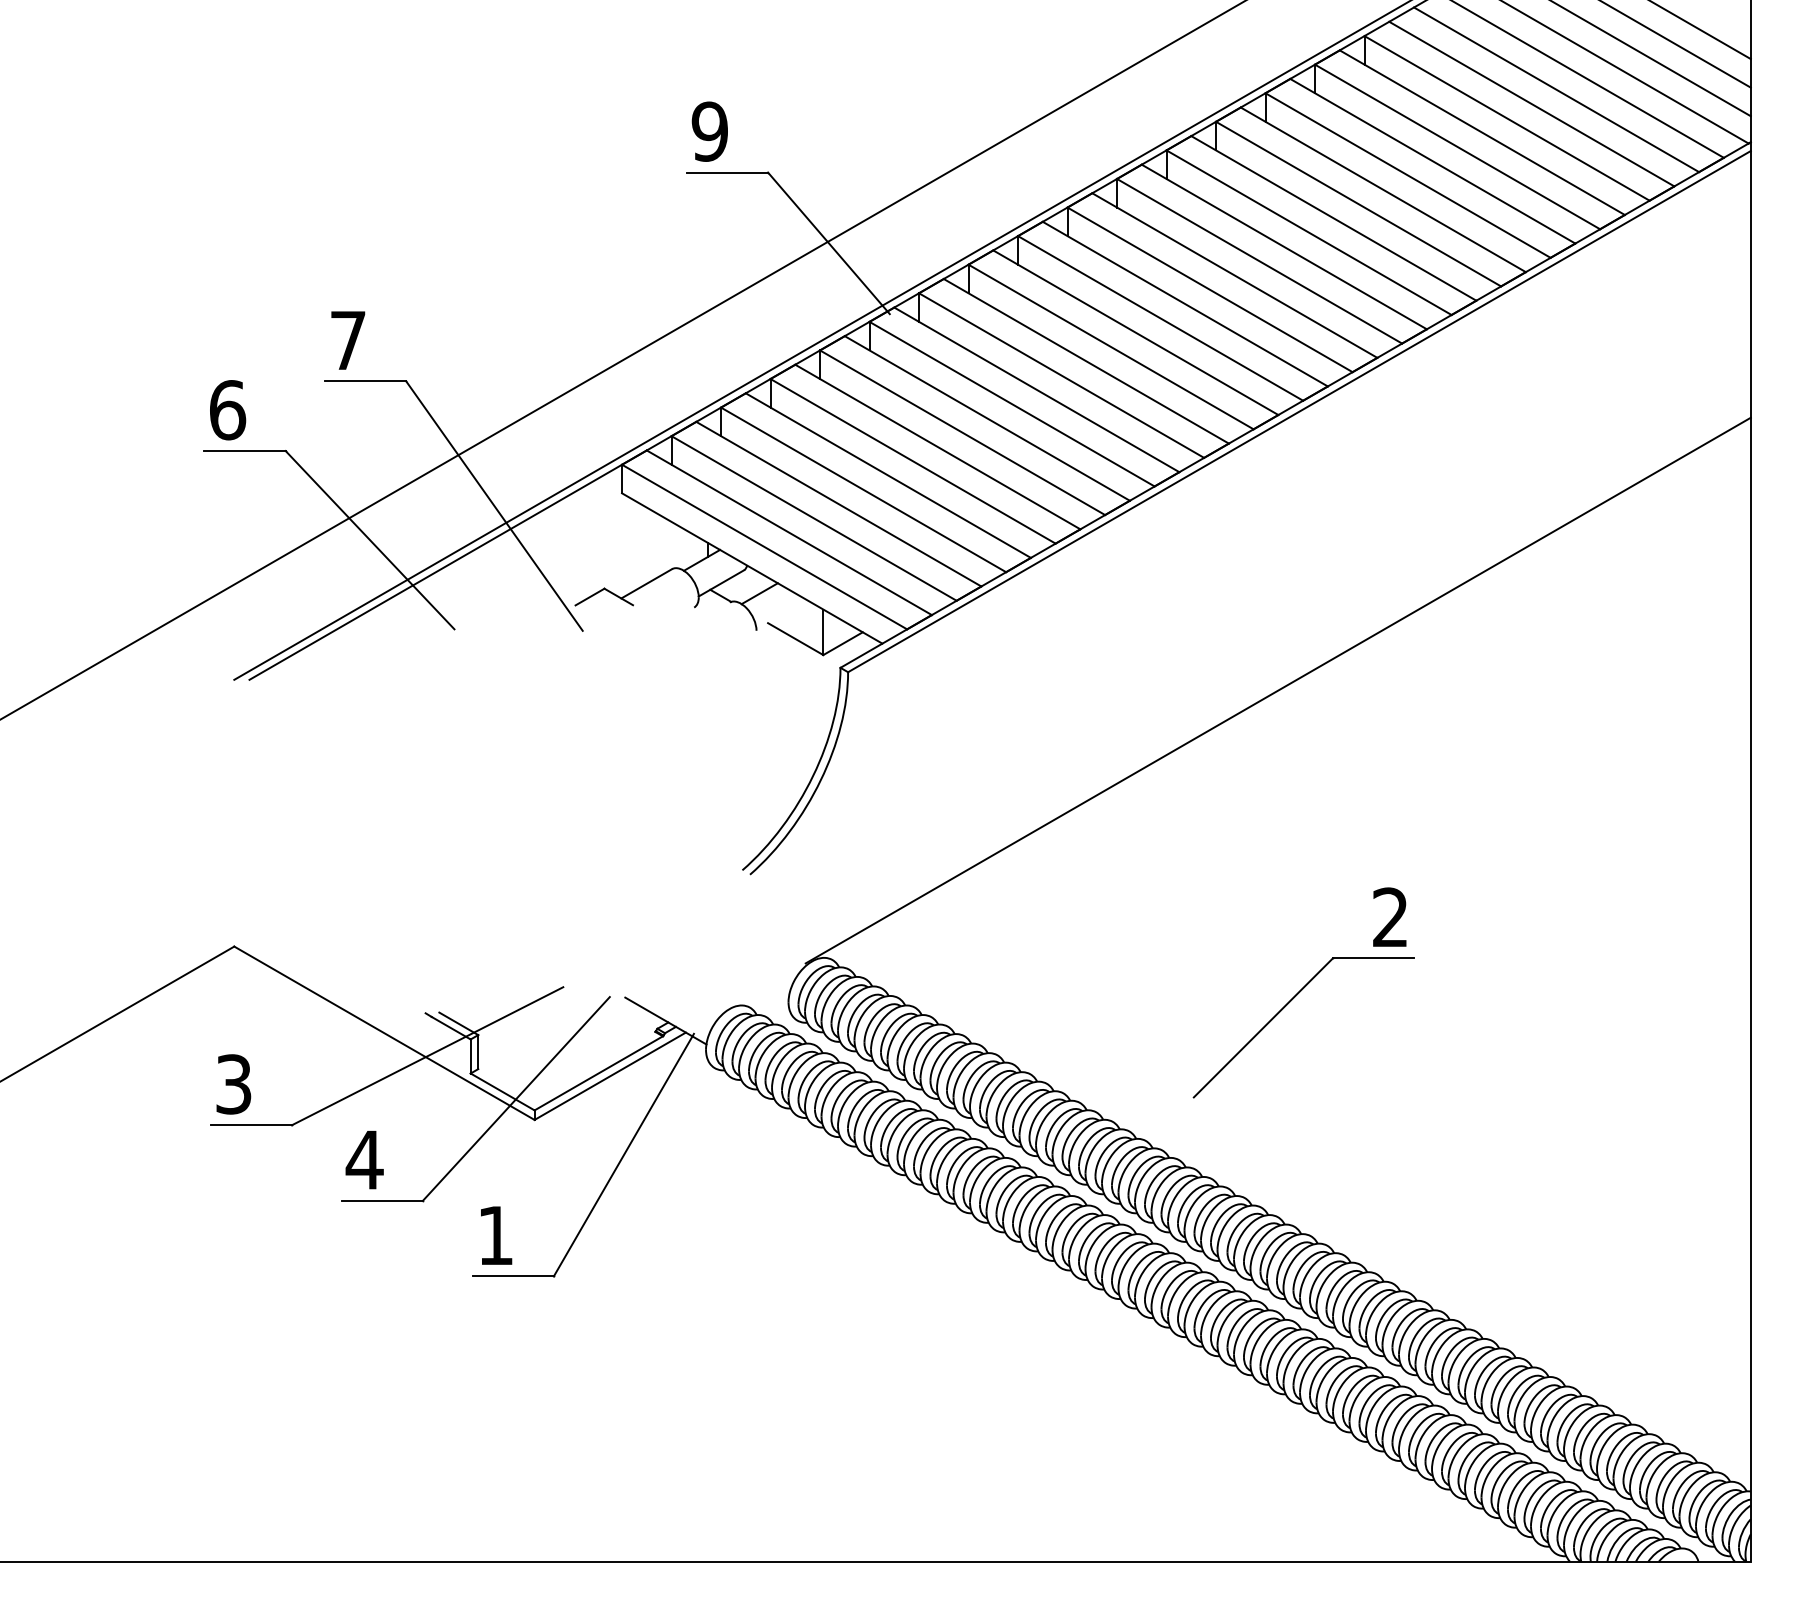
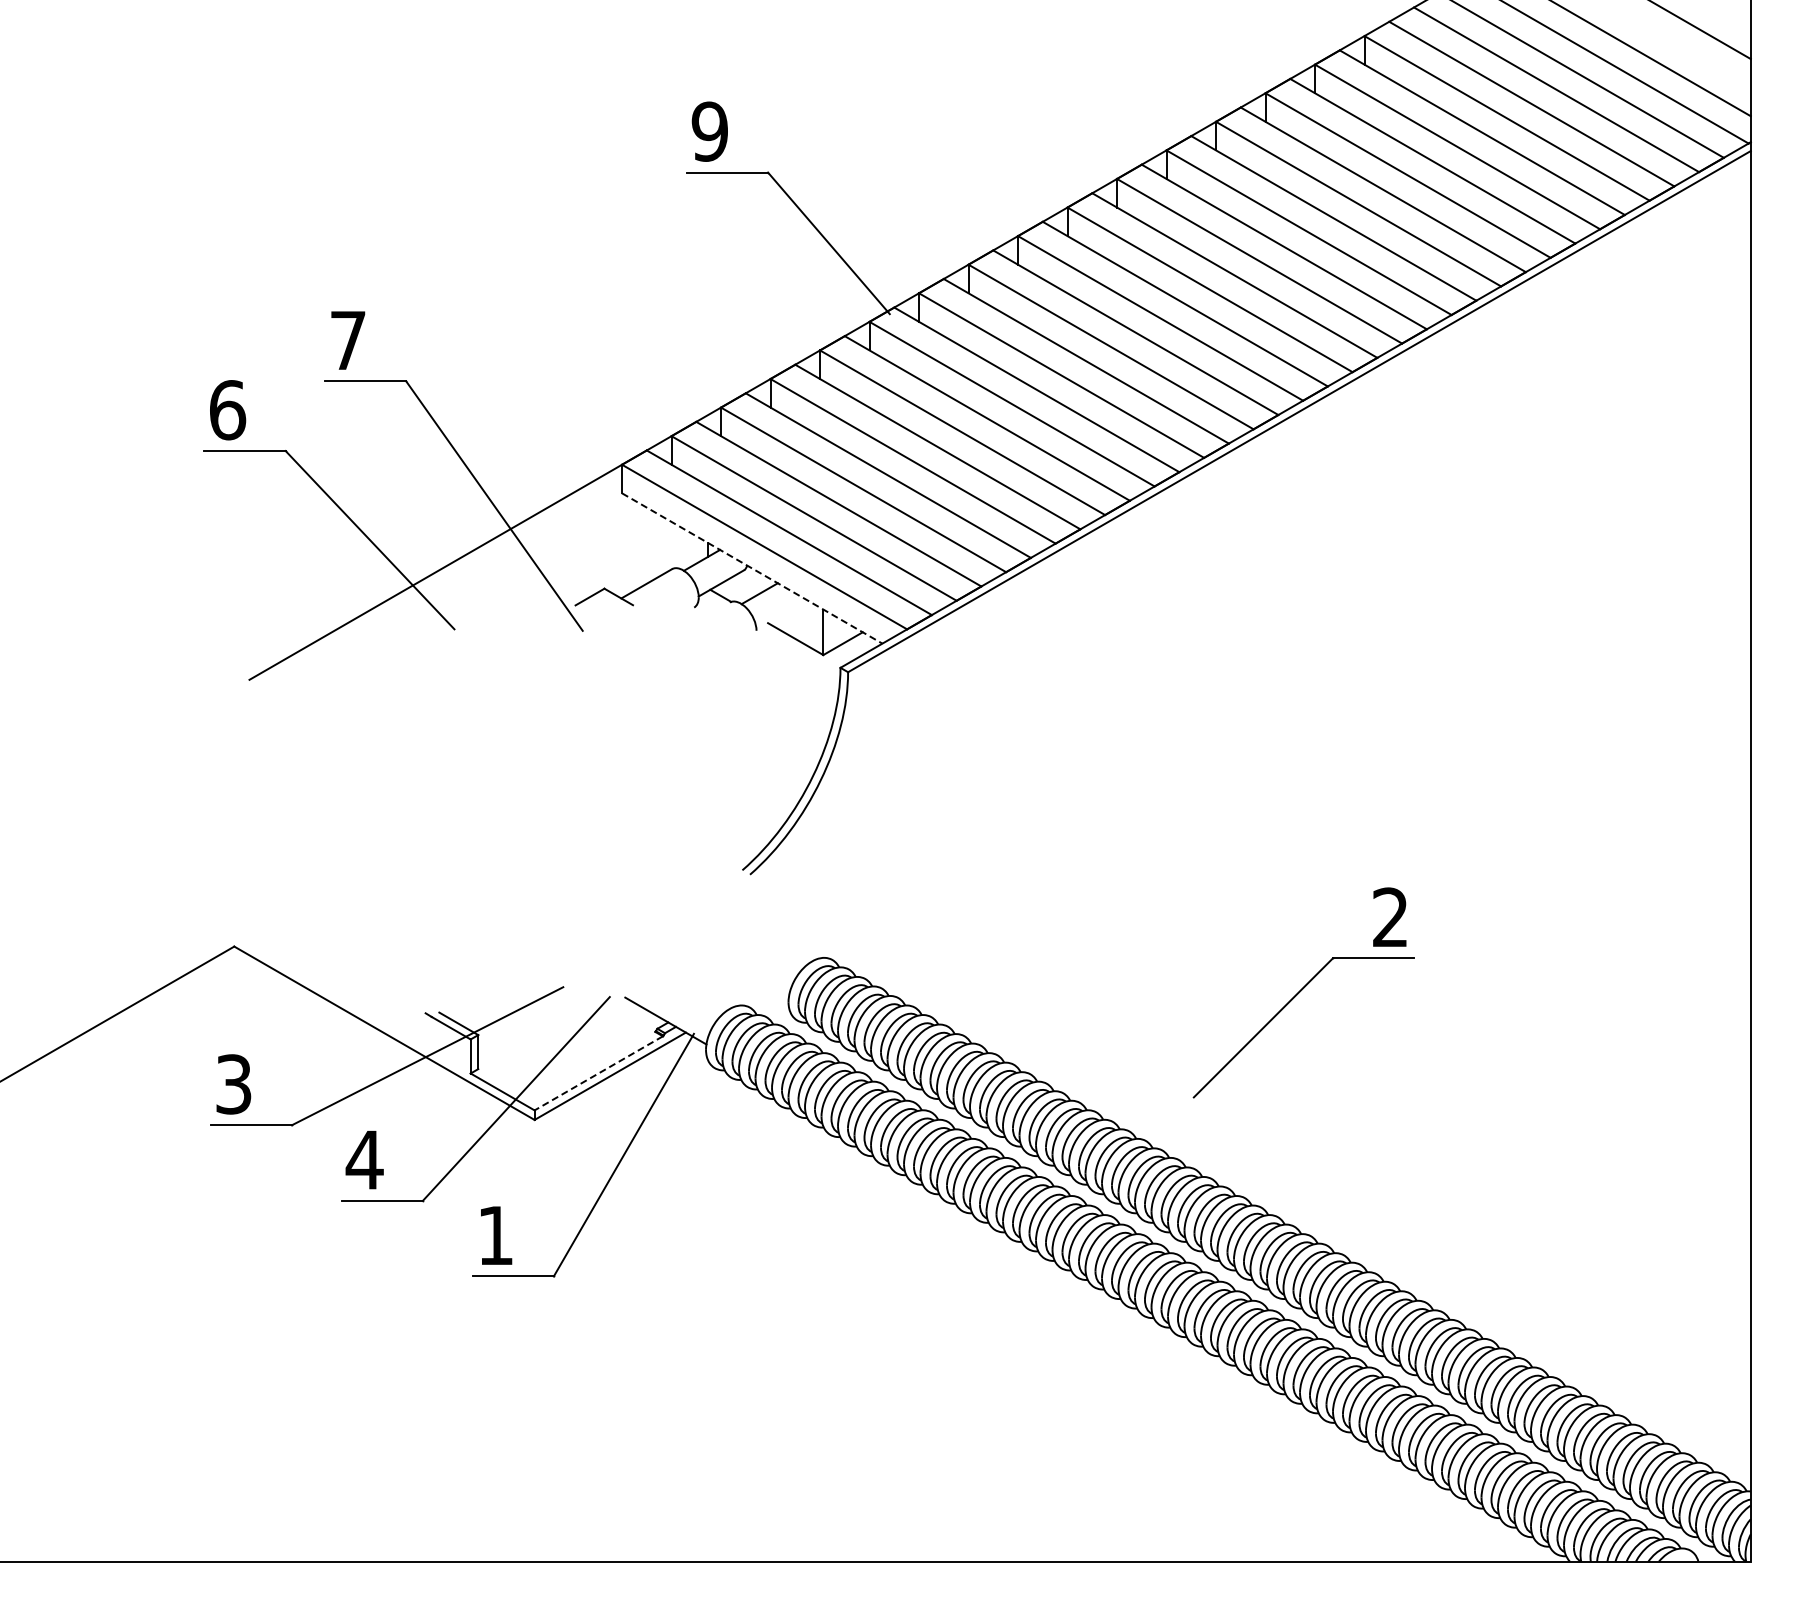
line: present -> none (1676, 44)
line: present -> none (820, 340)
line: present -> none (622, 360)
line: solid -> dashed (752, 568)
line: present -> none (1277, 690)
line: solid -> dashed (598, 1073)
